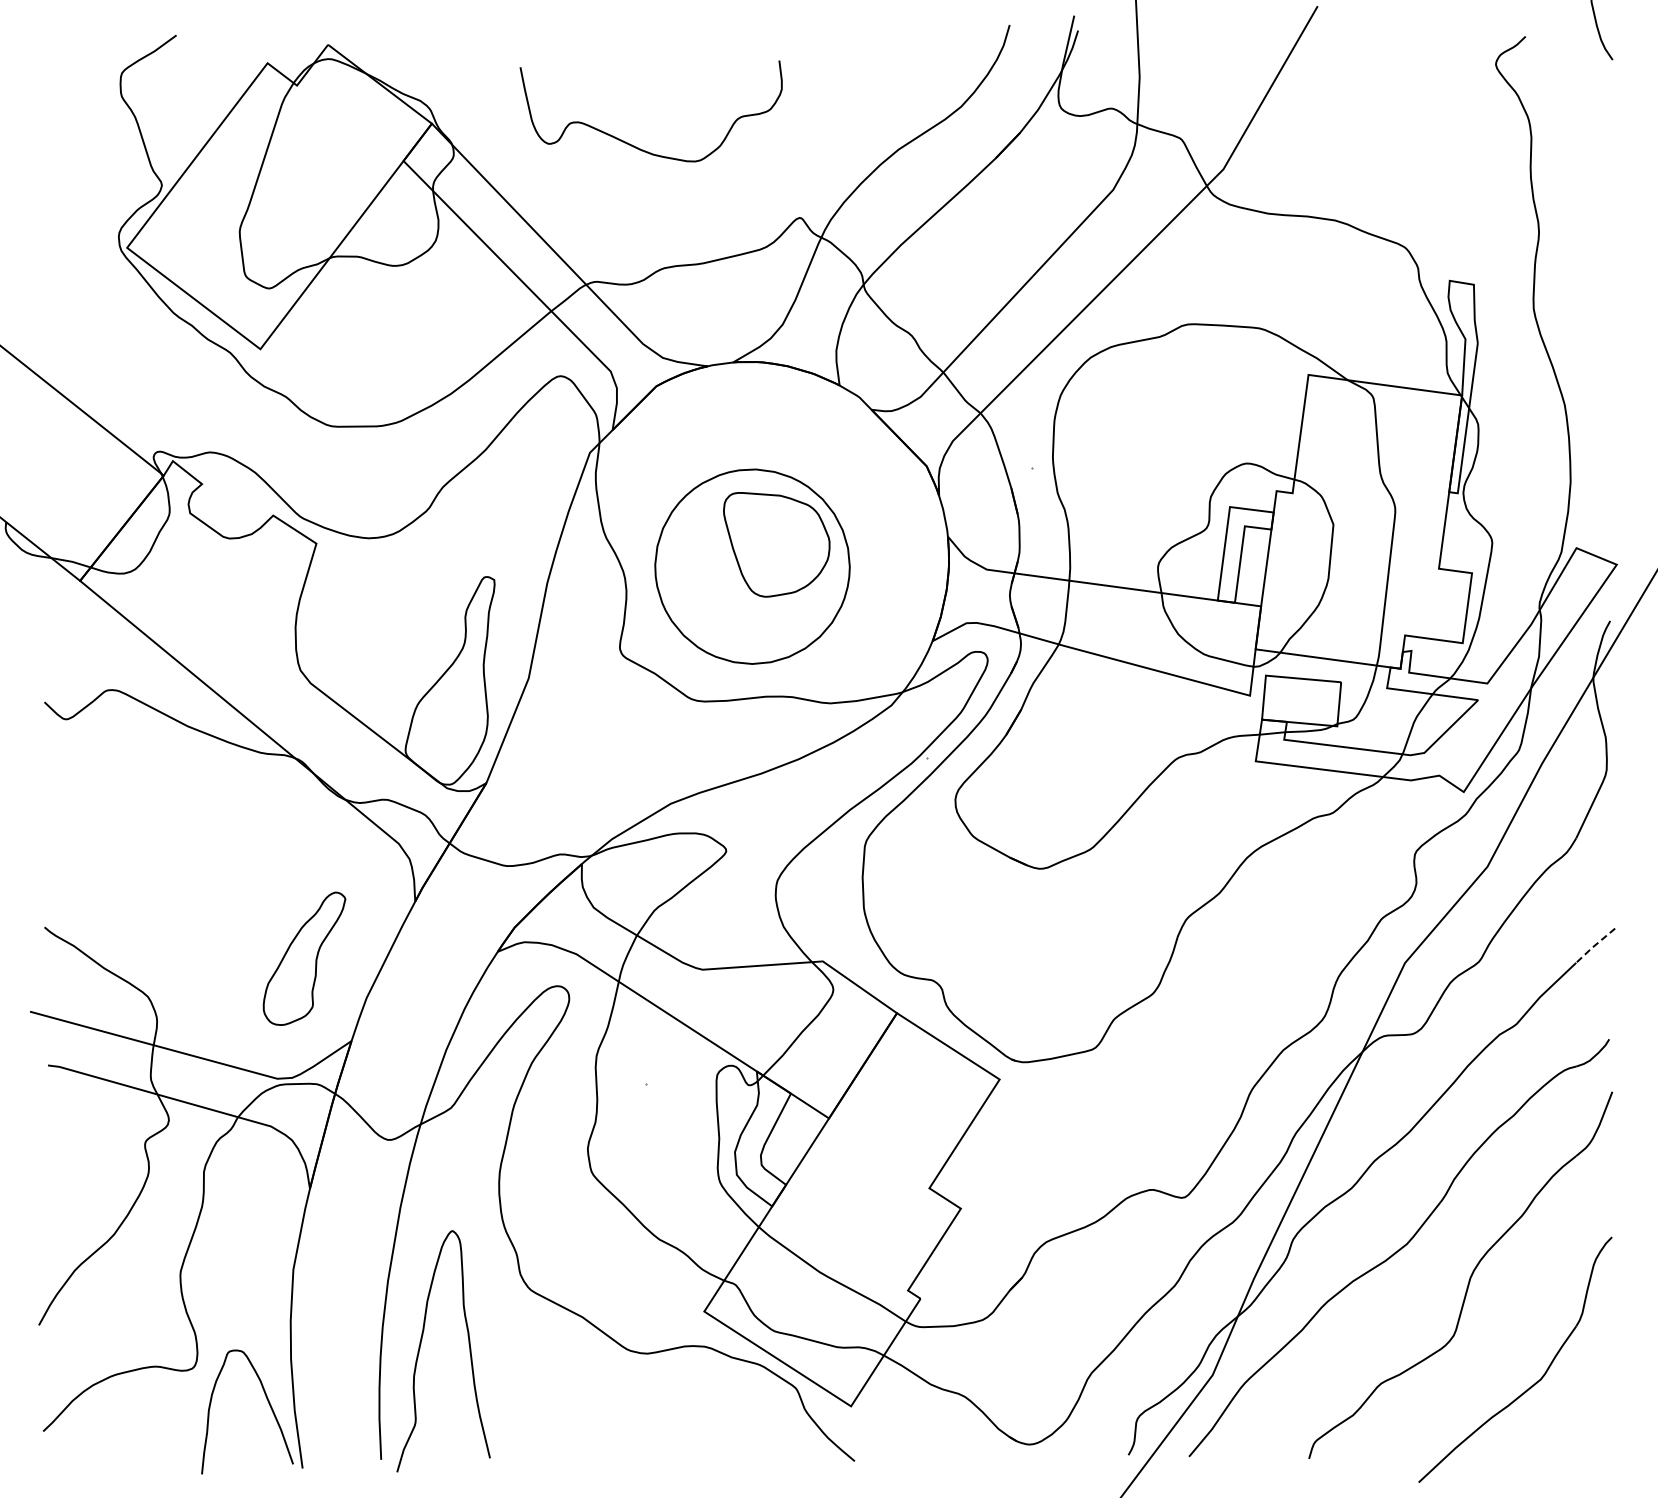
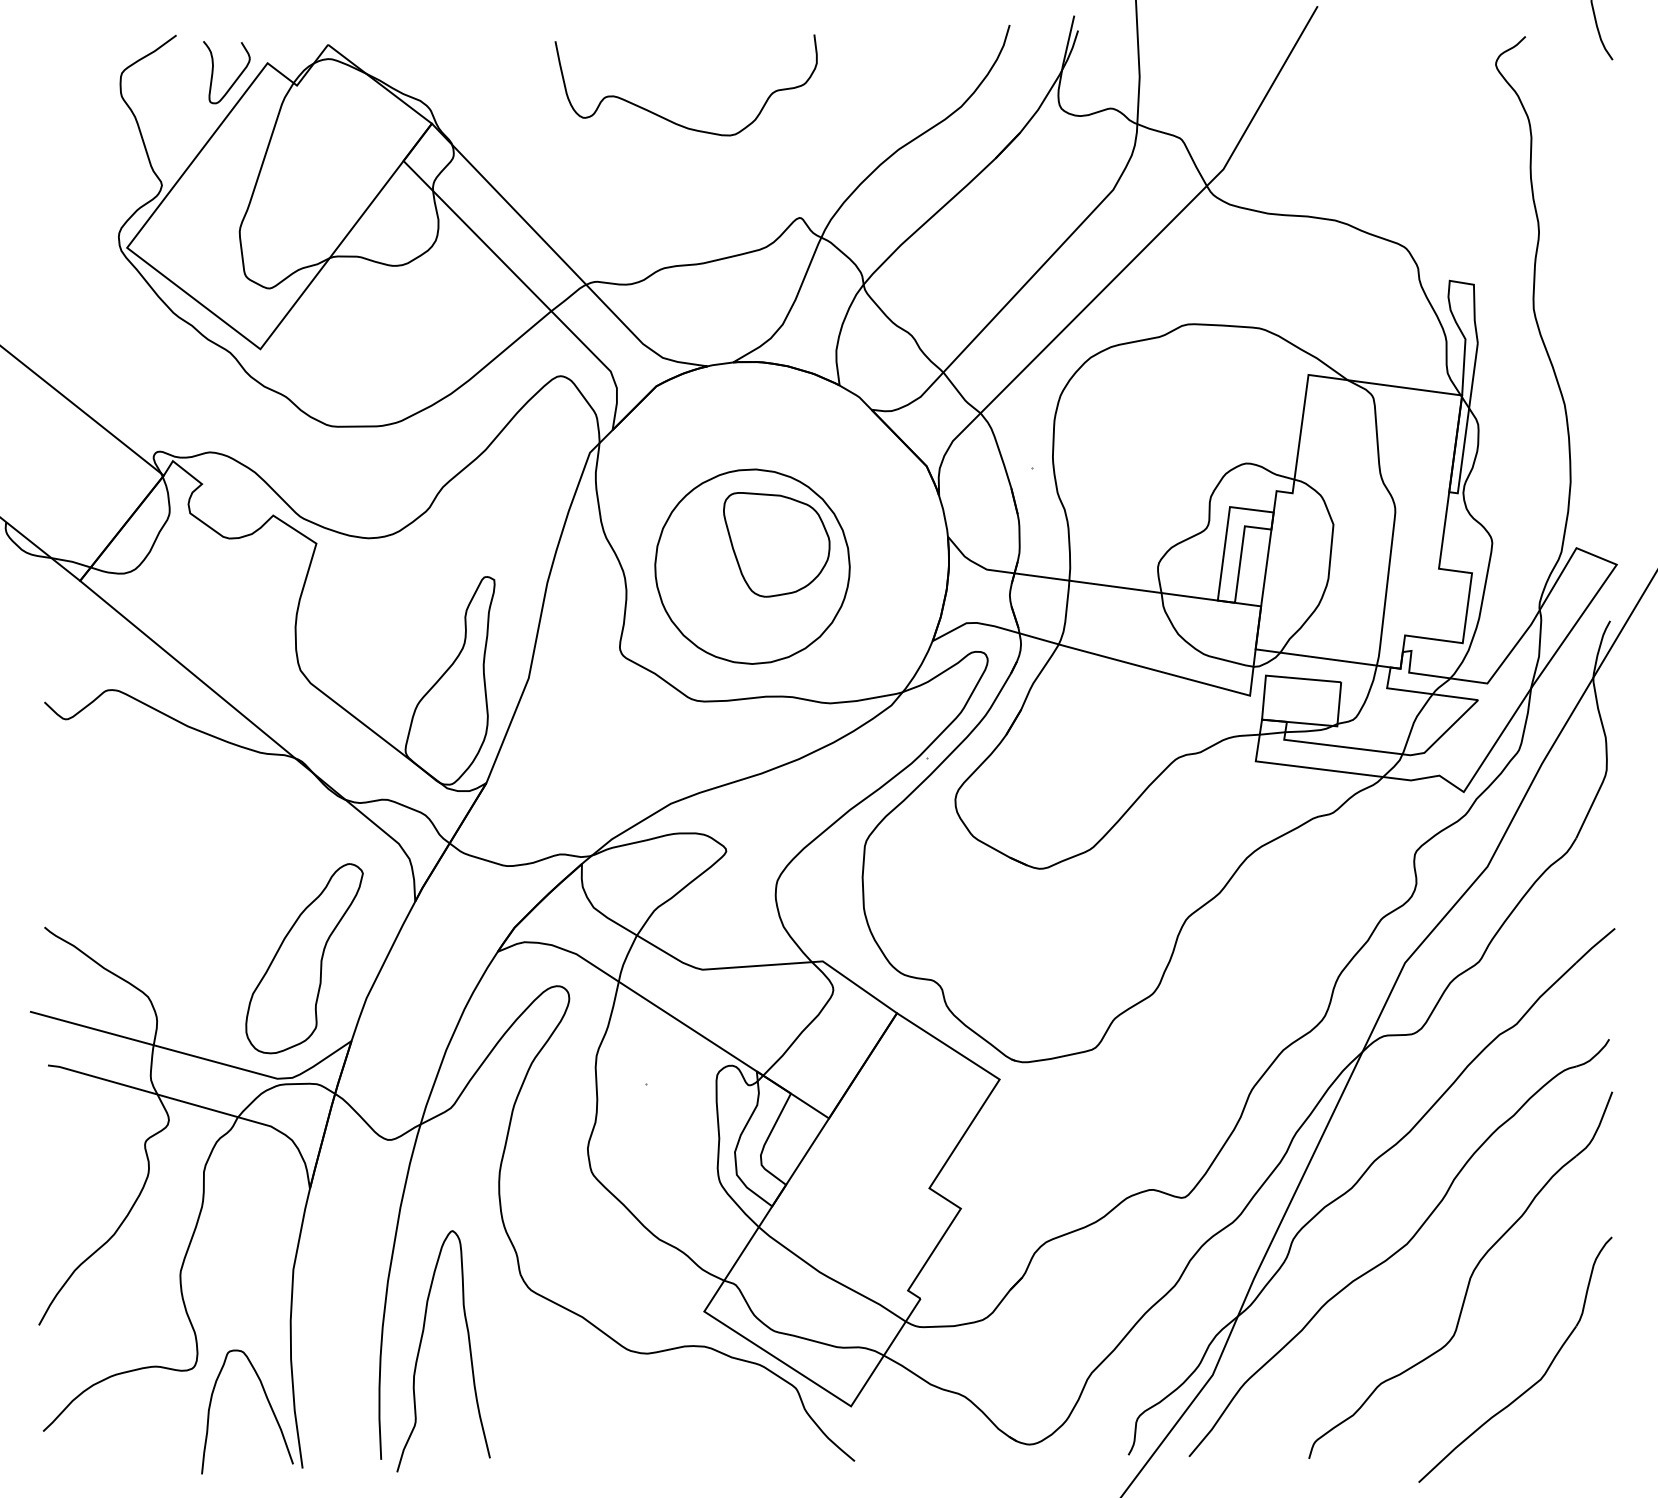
curve: none -> present (235, 79)
curve position: (634, 145) -> (669, 119) (669, 119)
line: dashed -> solid (1594, 945)
part size: 85x135 px -> 119x192 px (304, 958)
